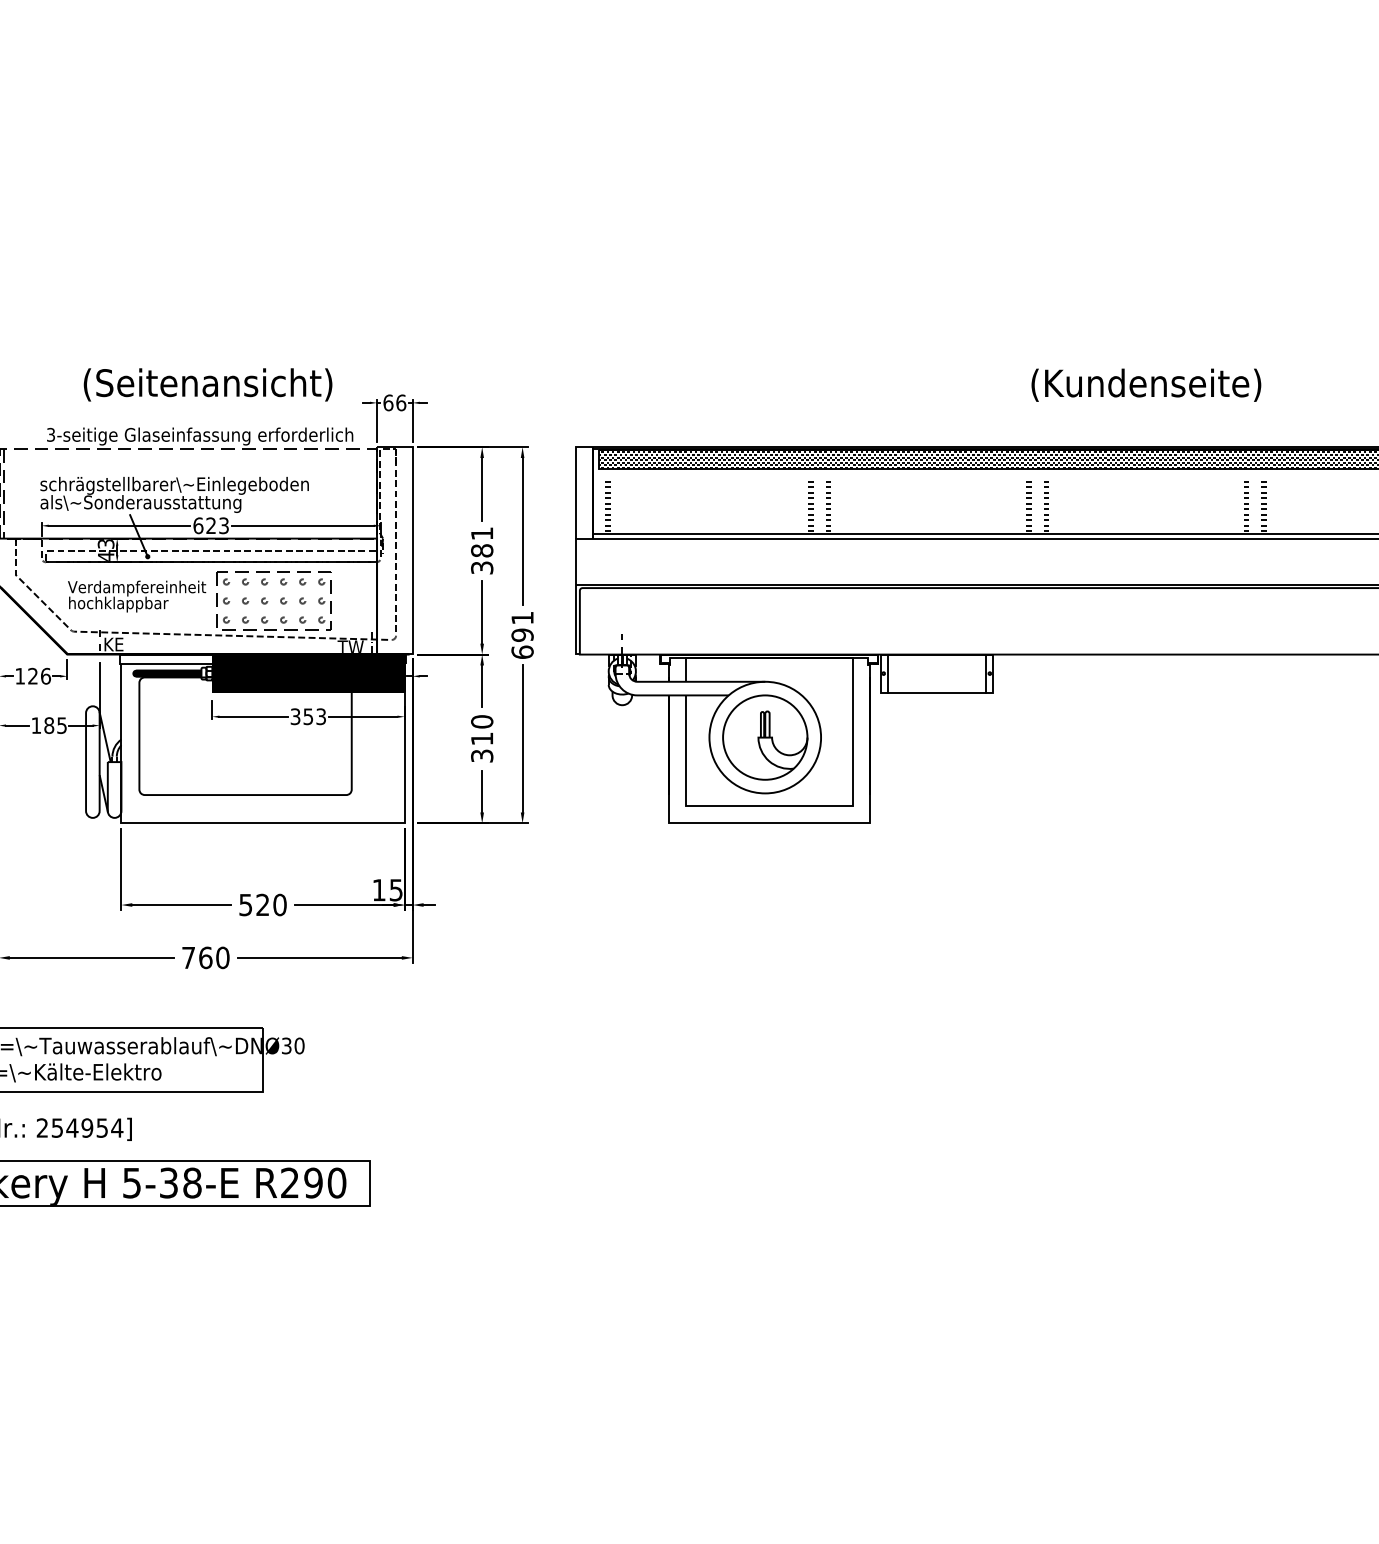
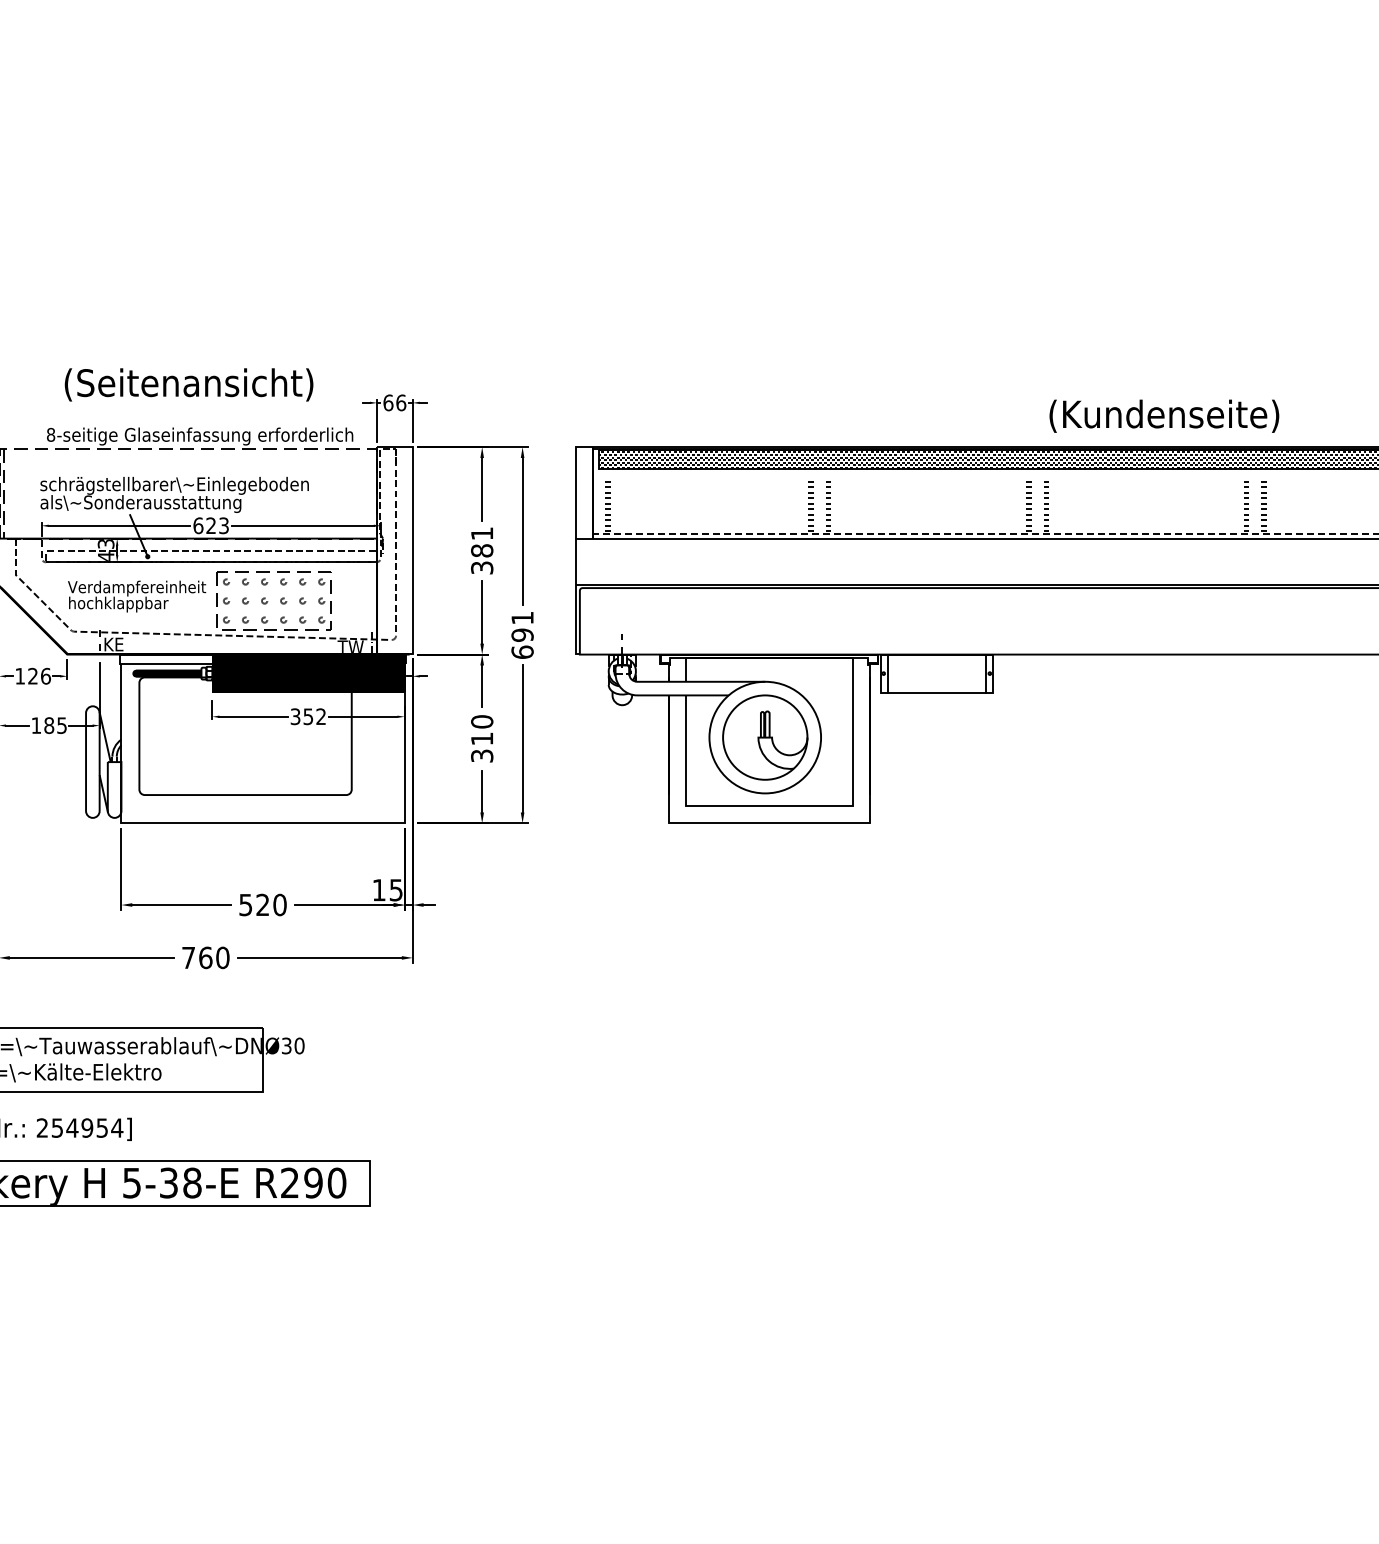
text position: (207, 384) -> (188, 384) (188, 384)
text position: (1146, 384) -> (1164, 415) (1164, 415)
text: 3-seitige -> 8-seitige (51, 434)
line: solid -> dashed (985, 533)
text: 353 -> 352 (320, 716)
